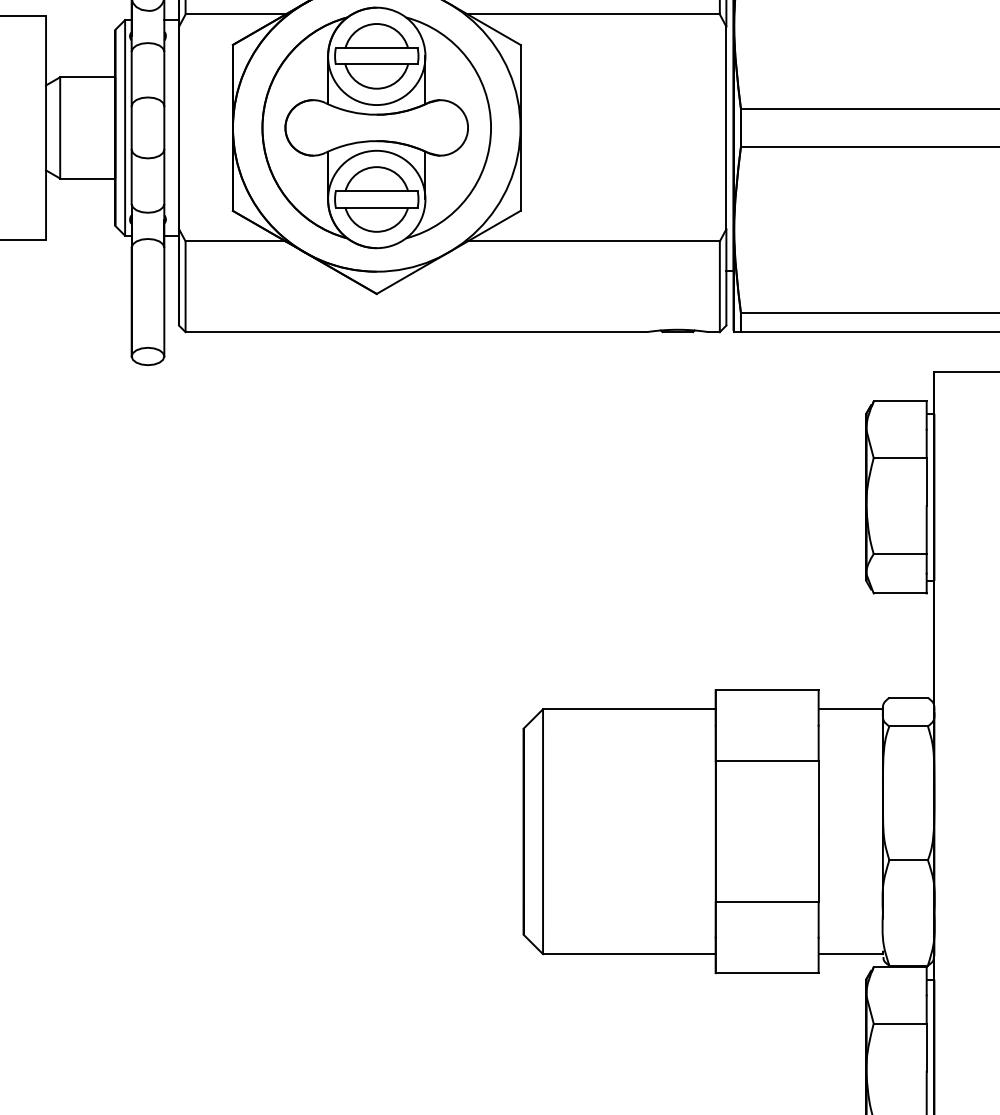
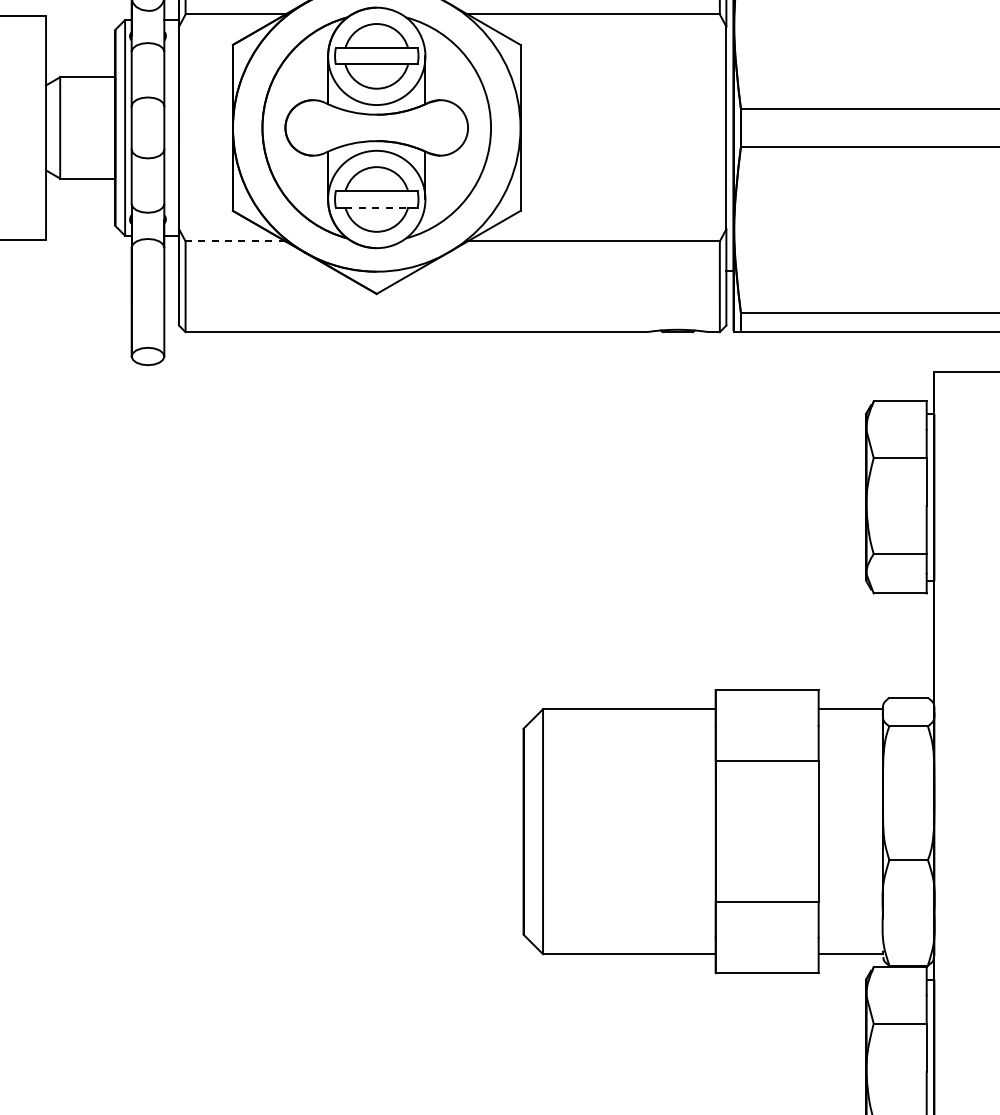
line: solid -> dashed (377, 207)
line: solid -> dashed (235, 241)
